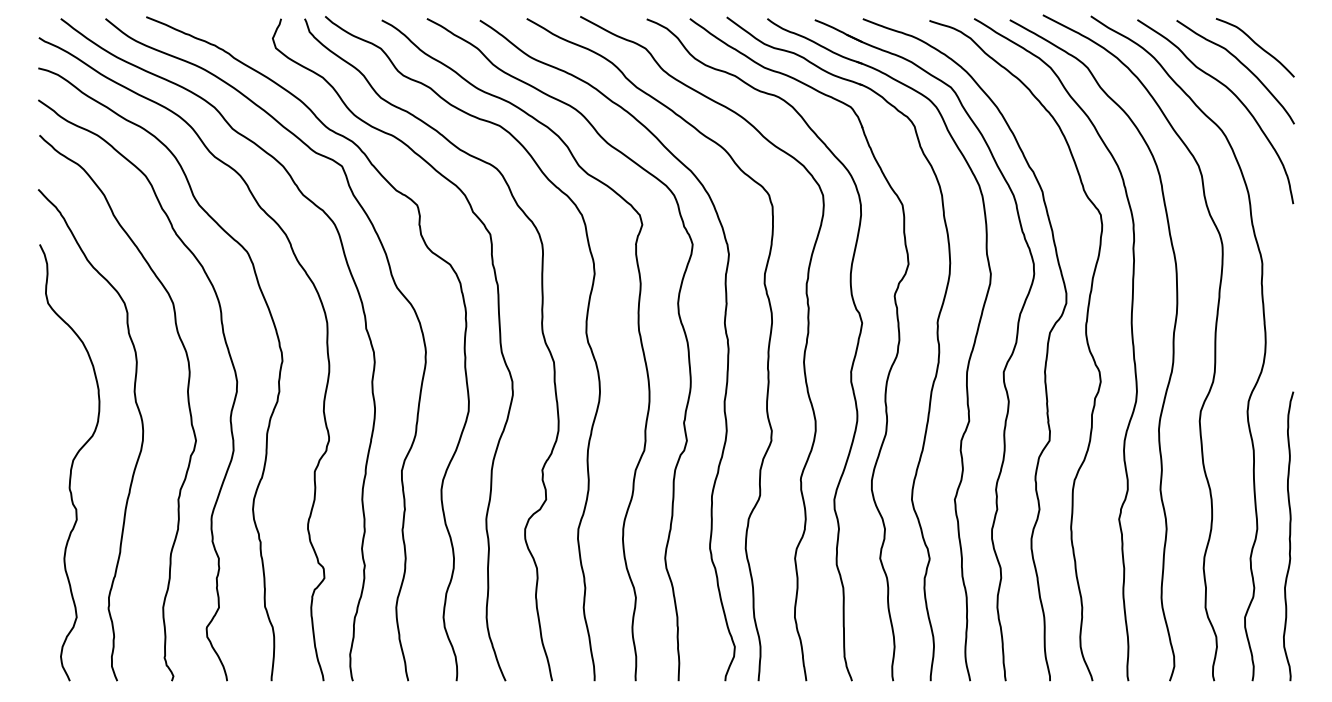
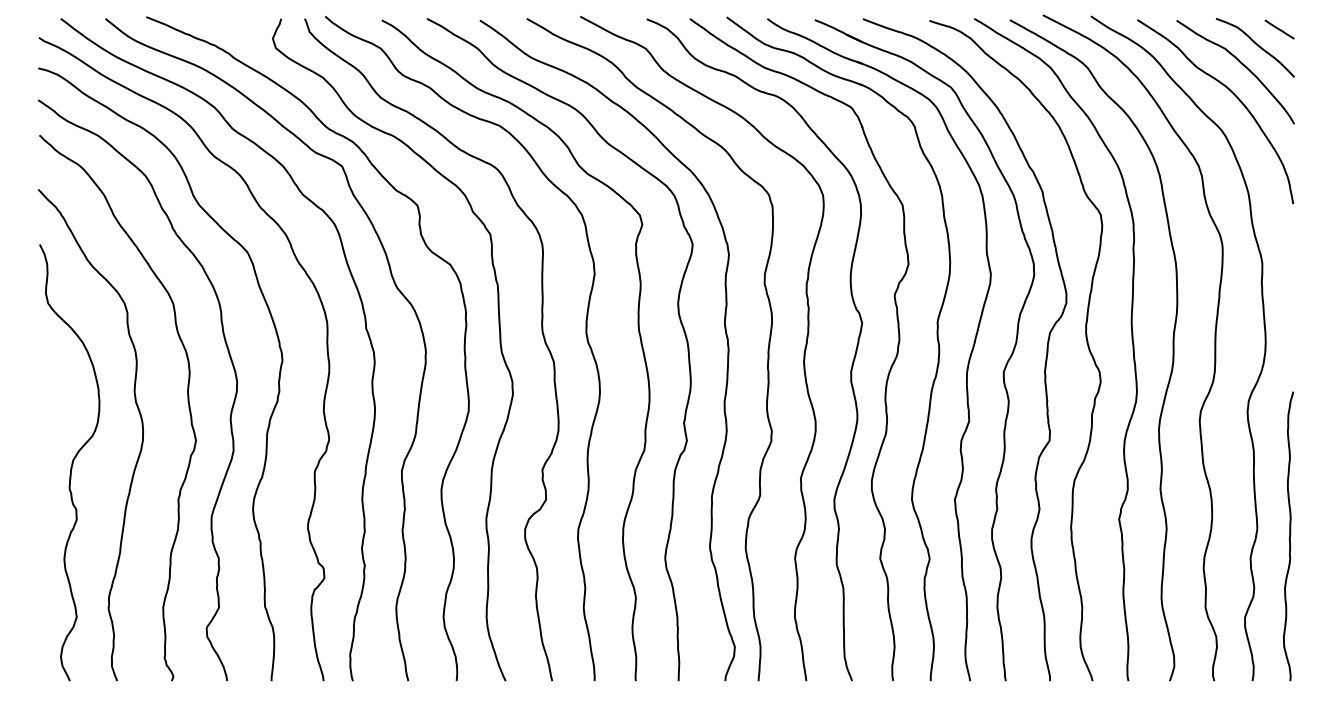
line: none -> present (1279, 29)
